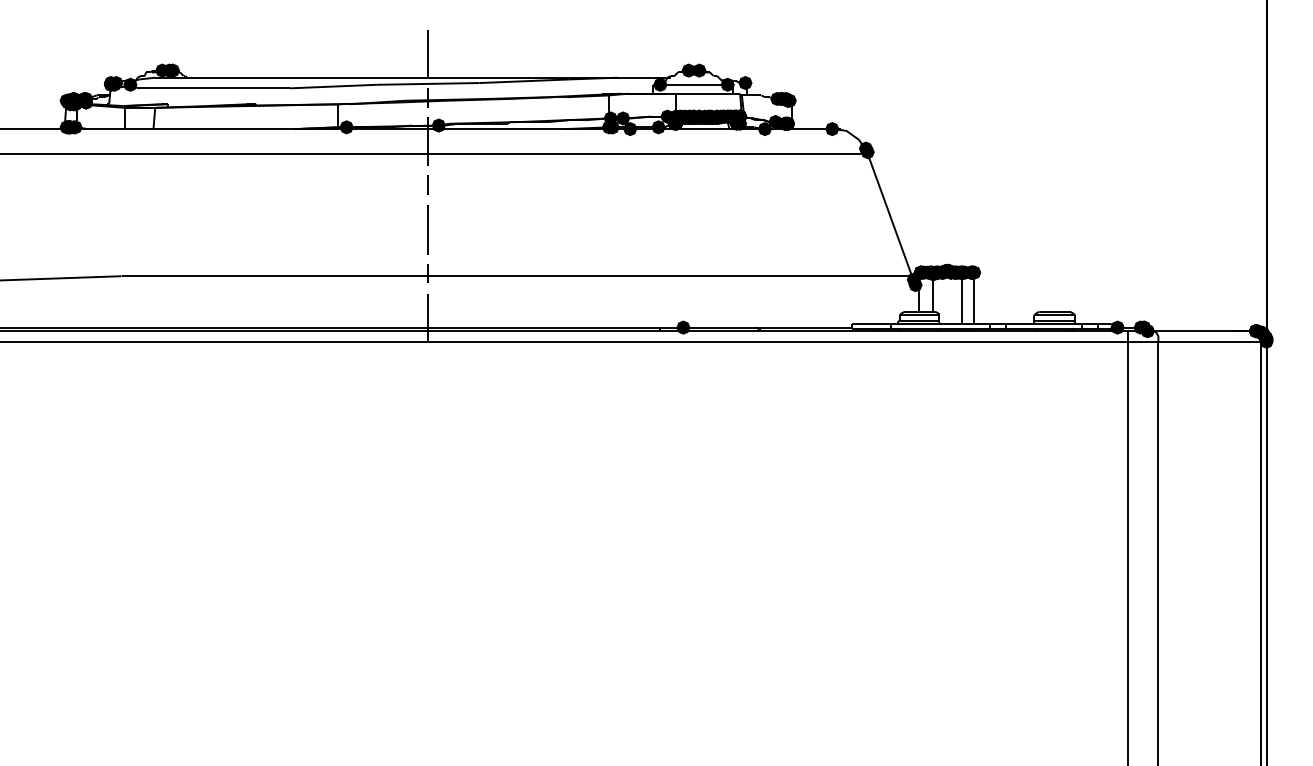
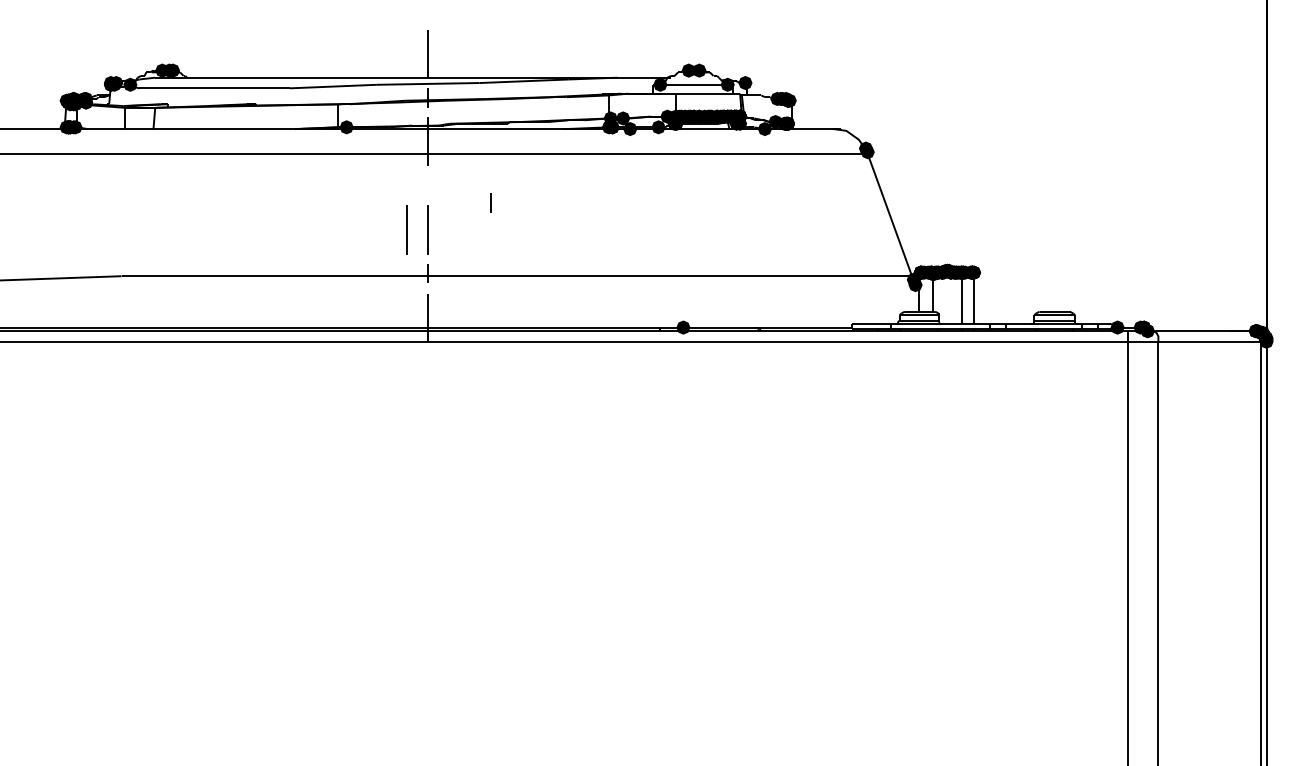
fill: present -> none (438, 125)
fill: present -> none (832, 129)
line position: (427, 184) -> (490, 202) (490, 202)
line: none -> present (406, 229)
